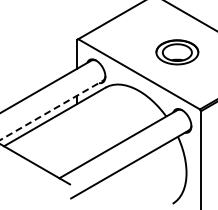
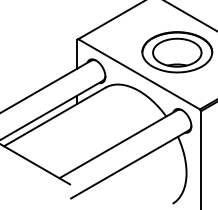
part size: 45x27 px -> 73x43 px (177, 52)
line: dashed -> solid (52, 110)
